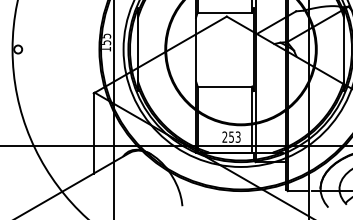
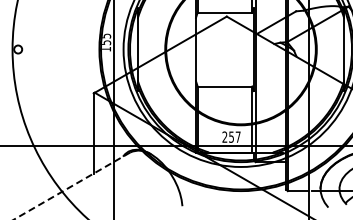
text: 253 -> 257 (237, 136)
line: solid -> dashed (71, 186)
